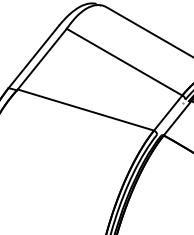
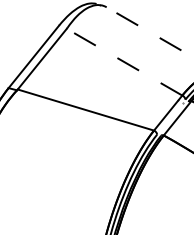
line: solid -> dashed (149, 32)
line: solid -> dashed (124, 62)
